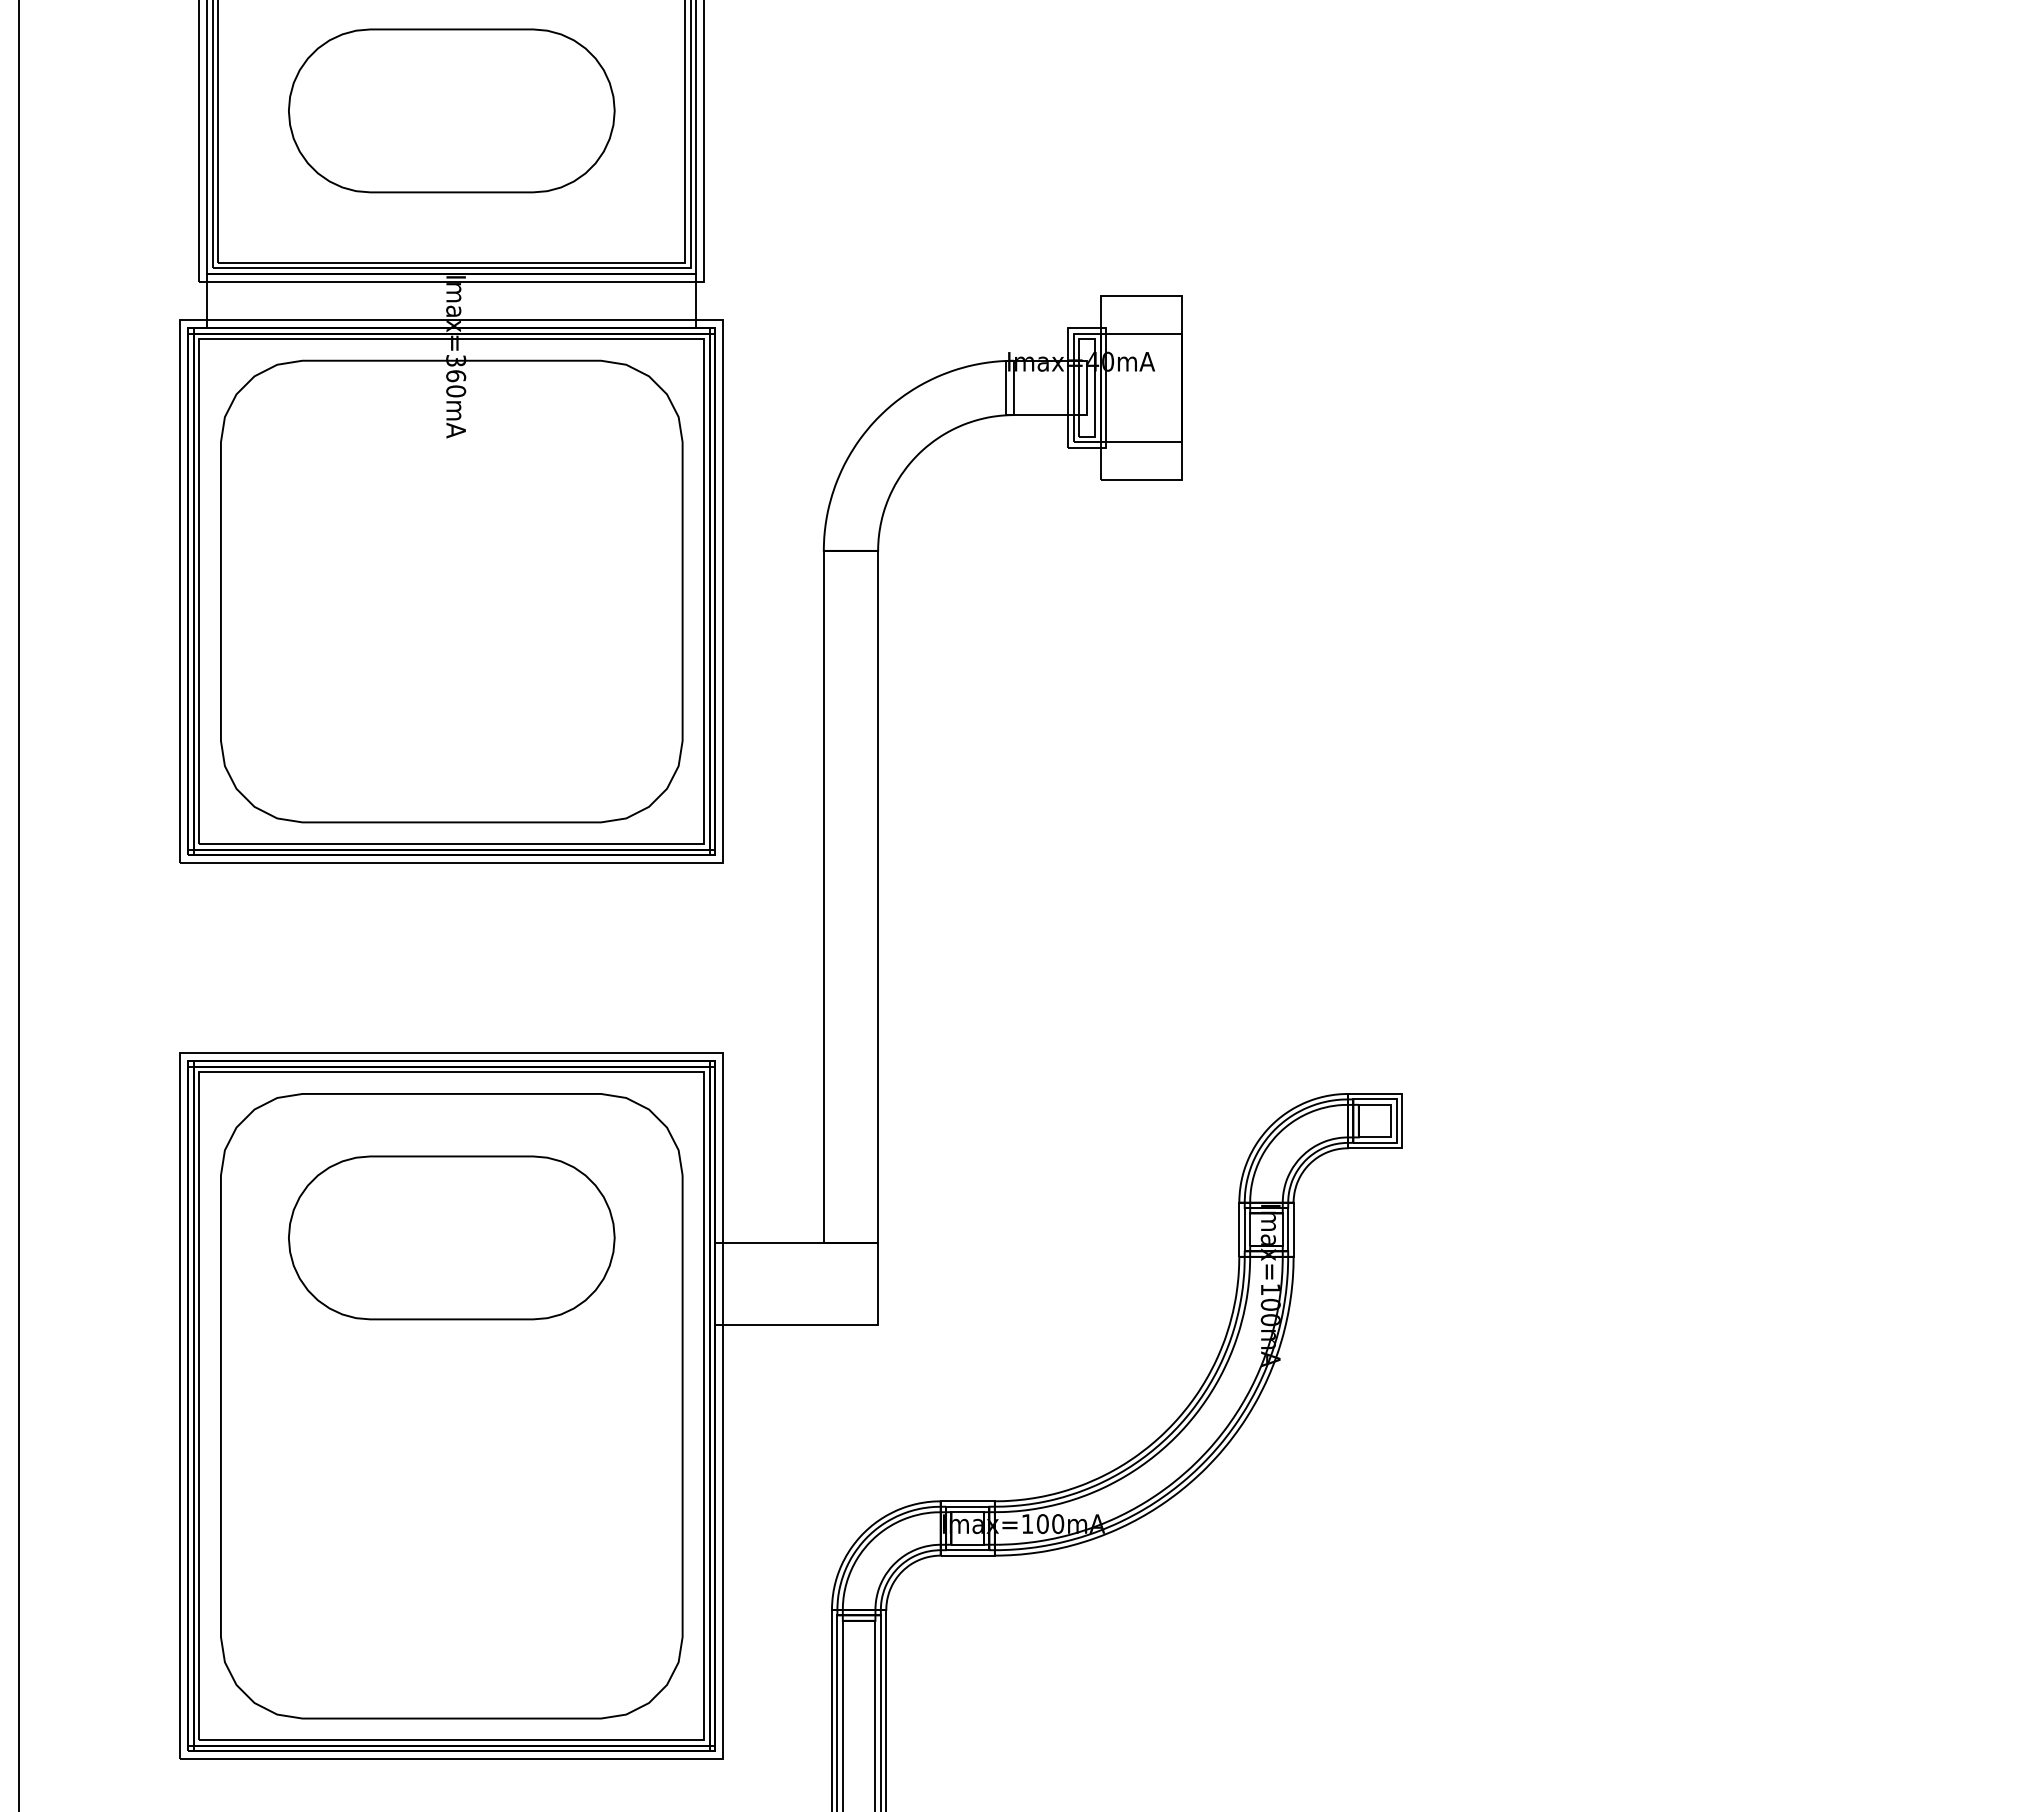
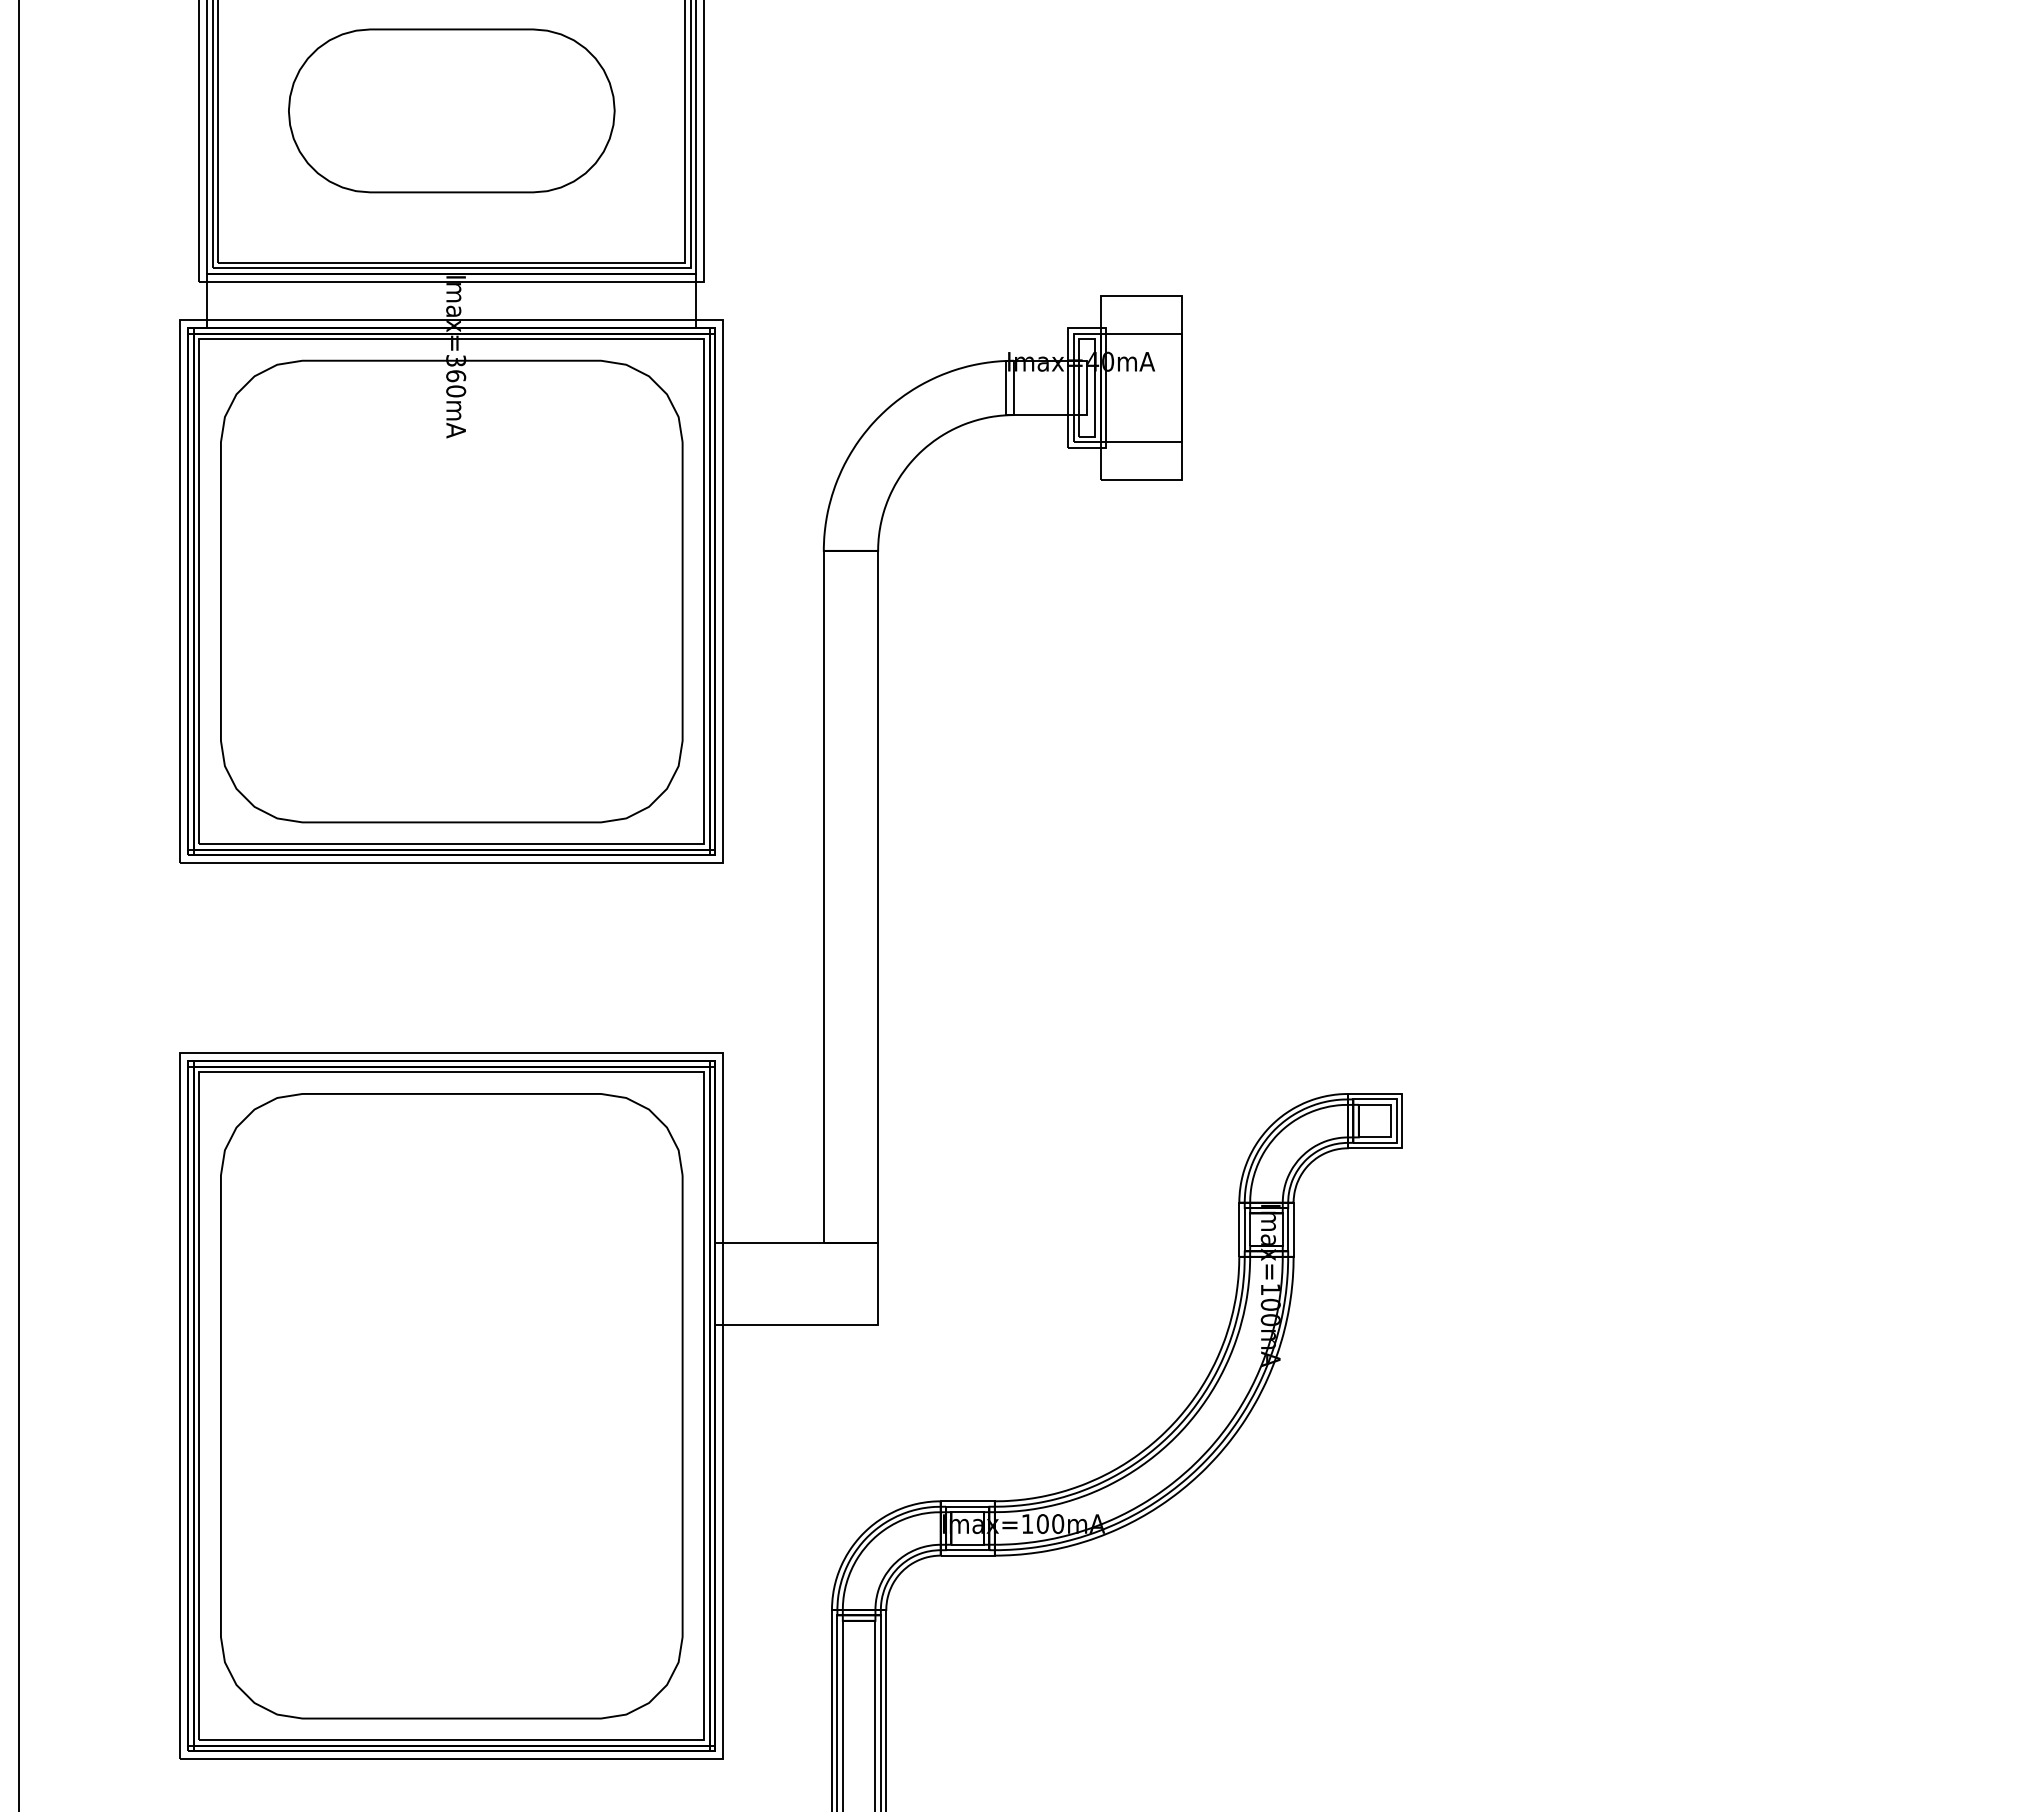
part: present -> none (451, 1237)
